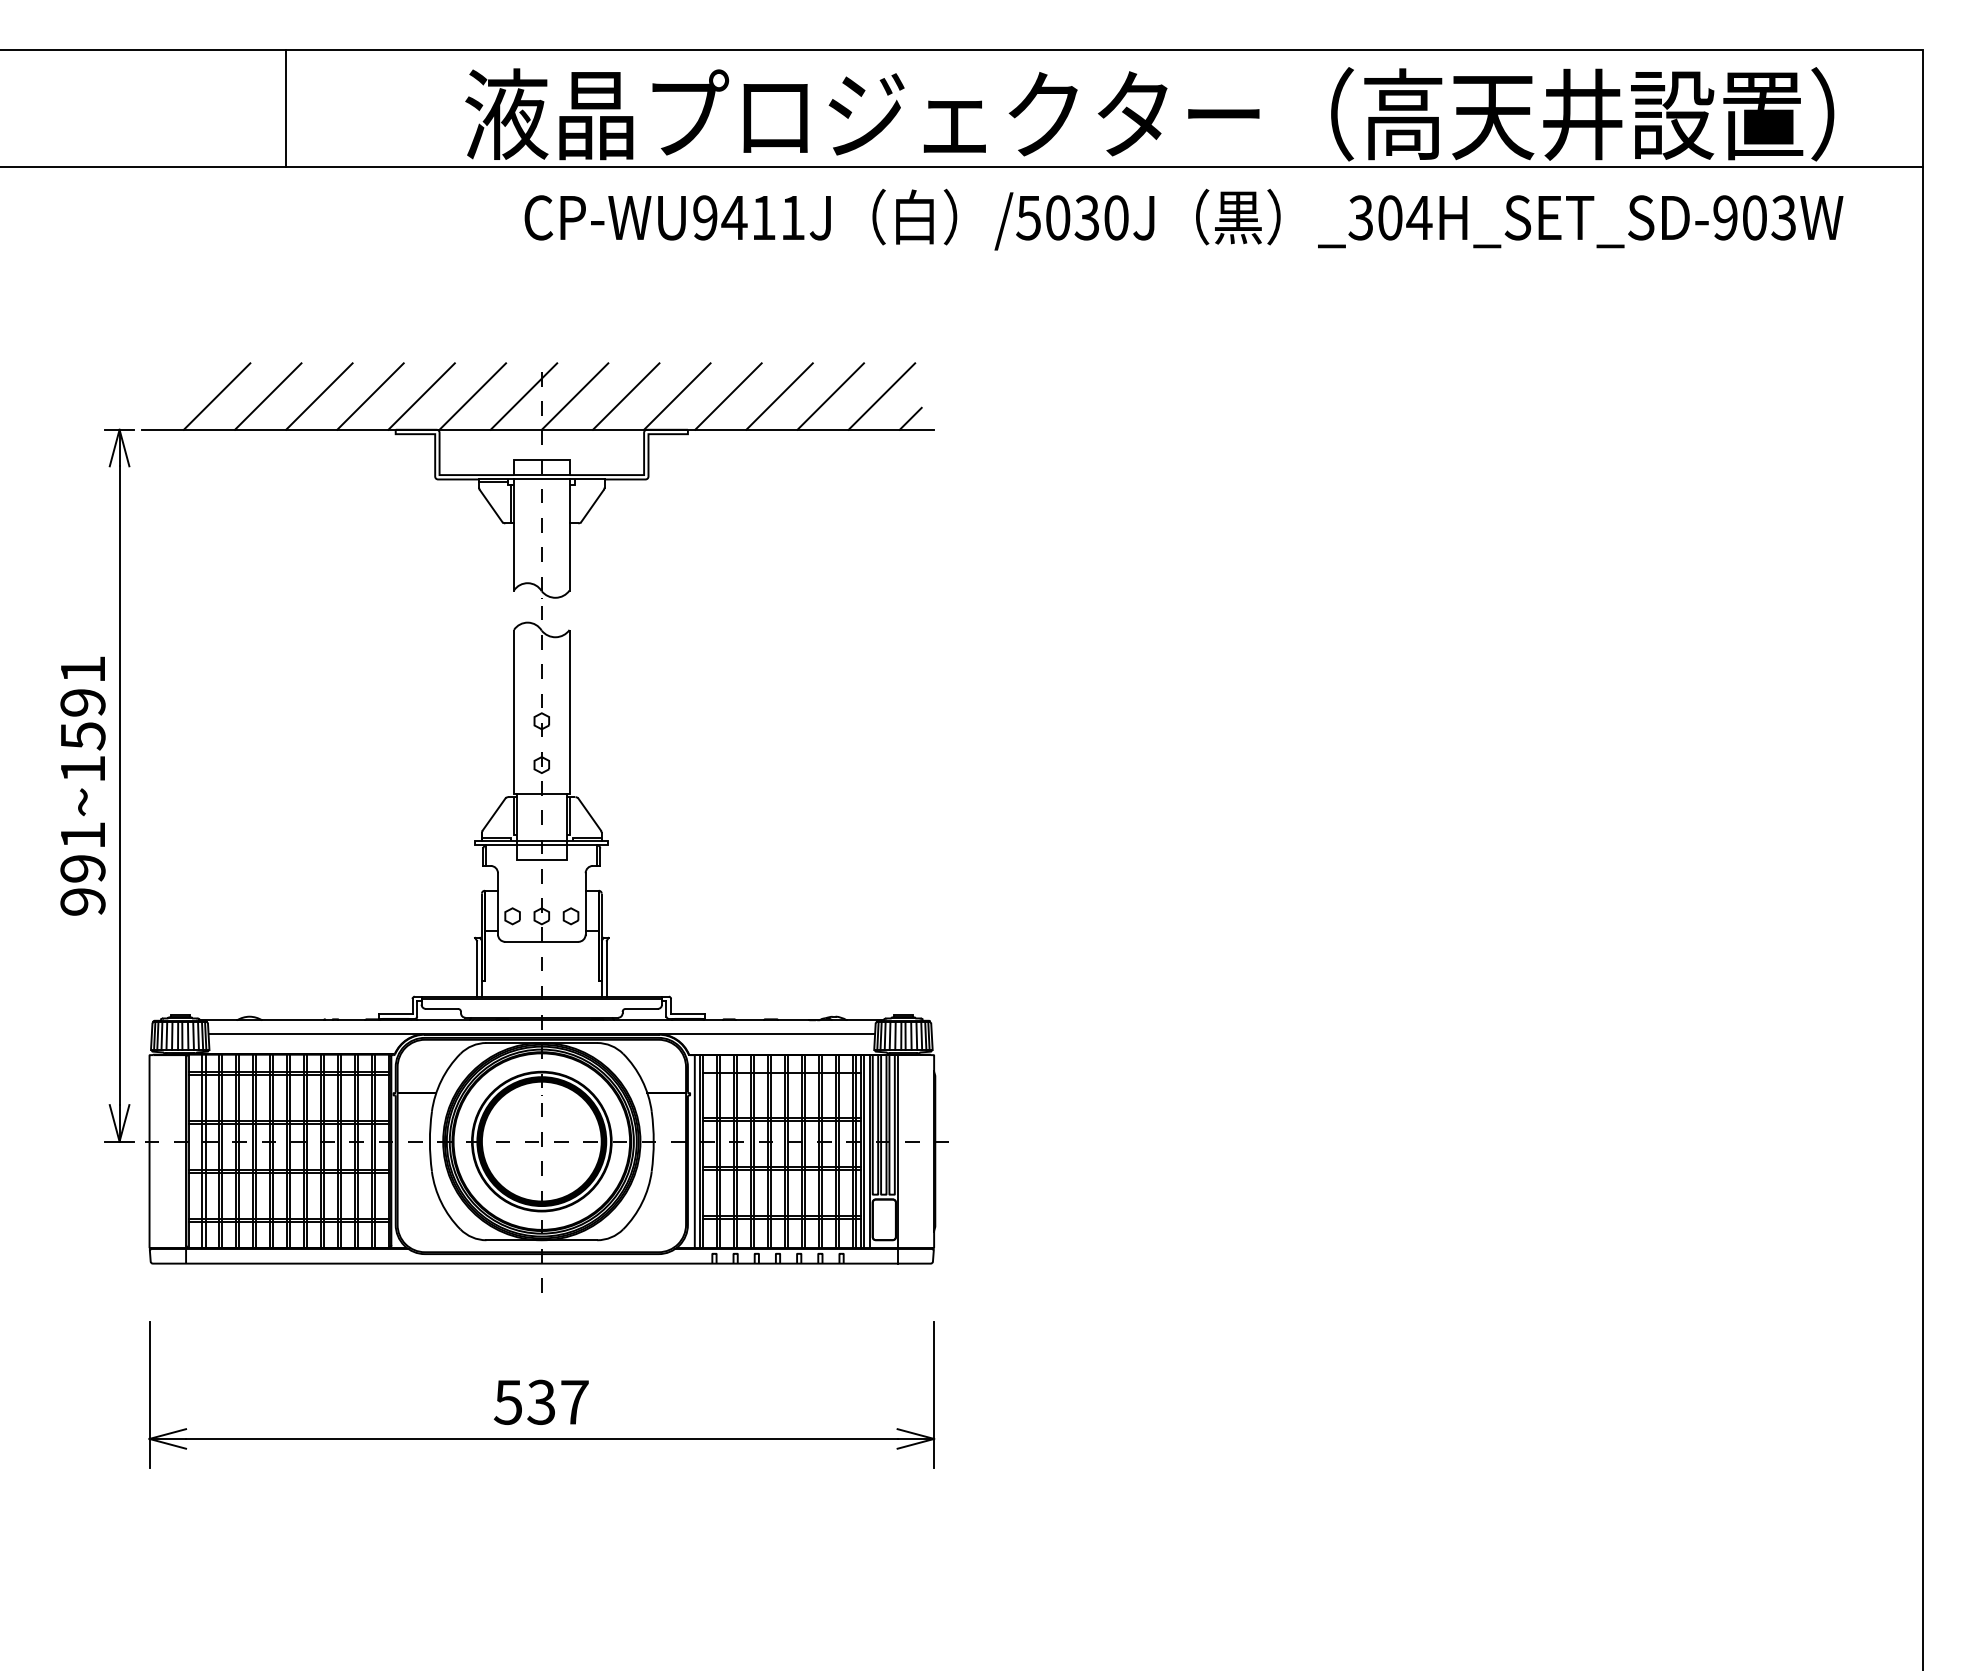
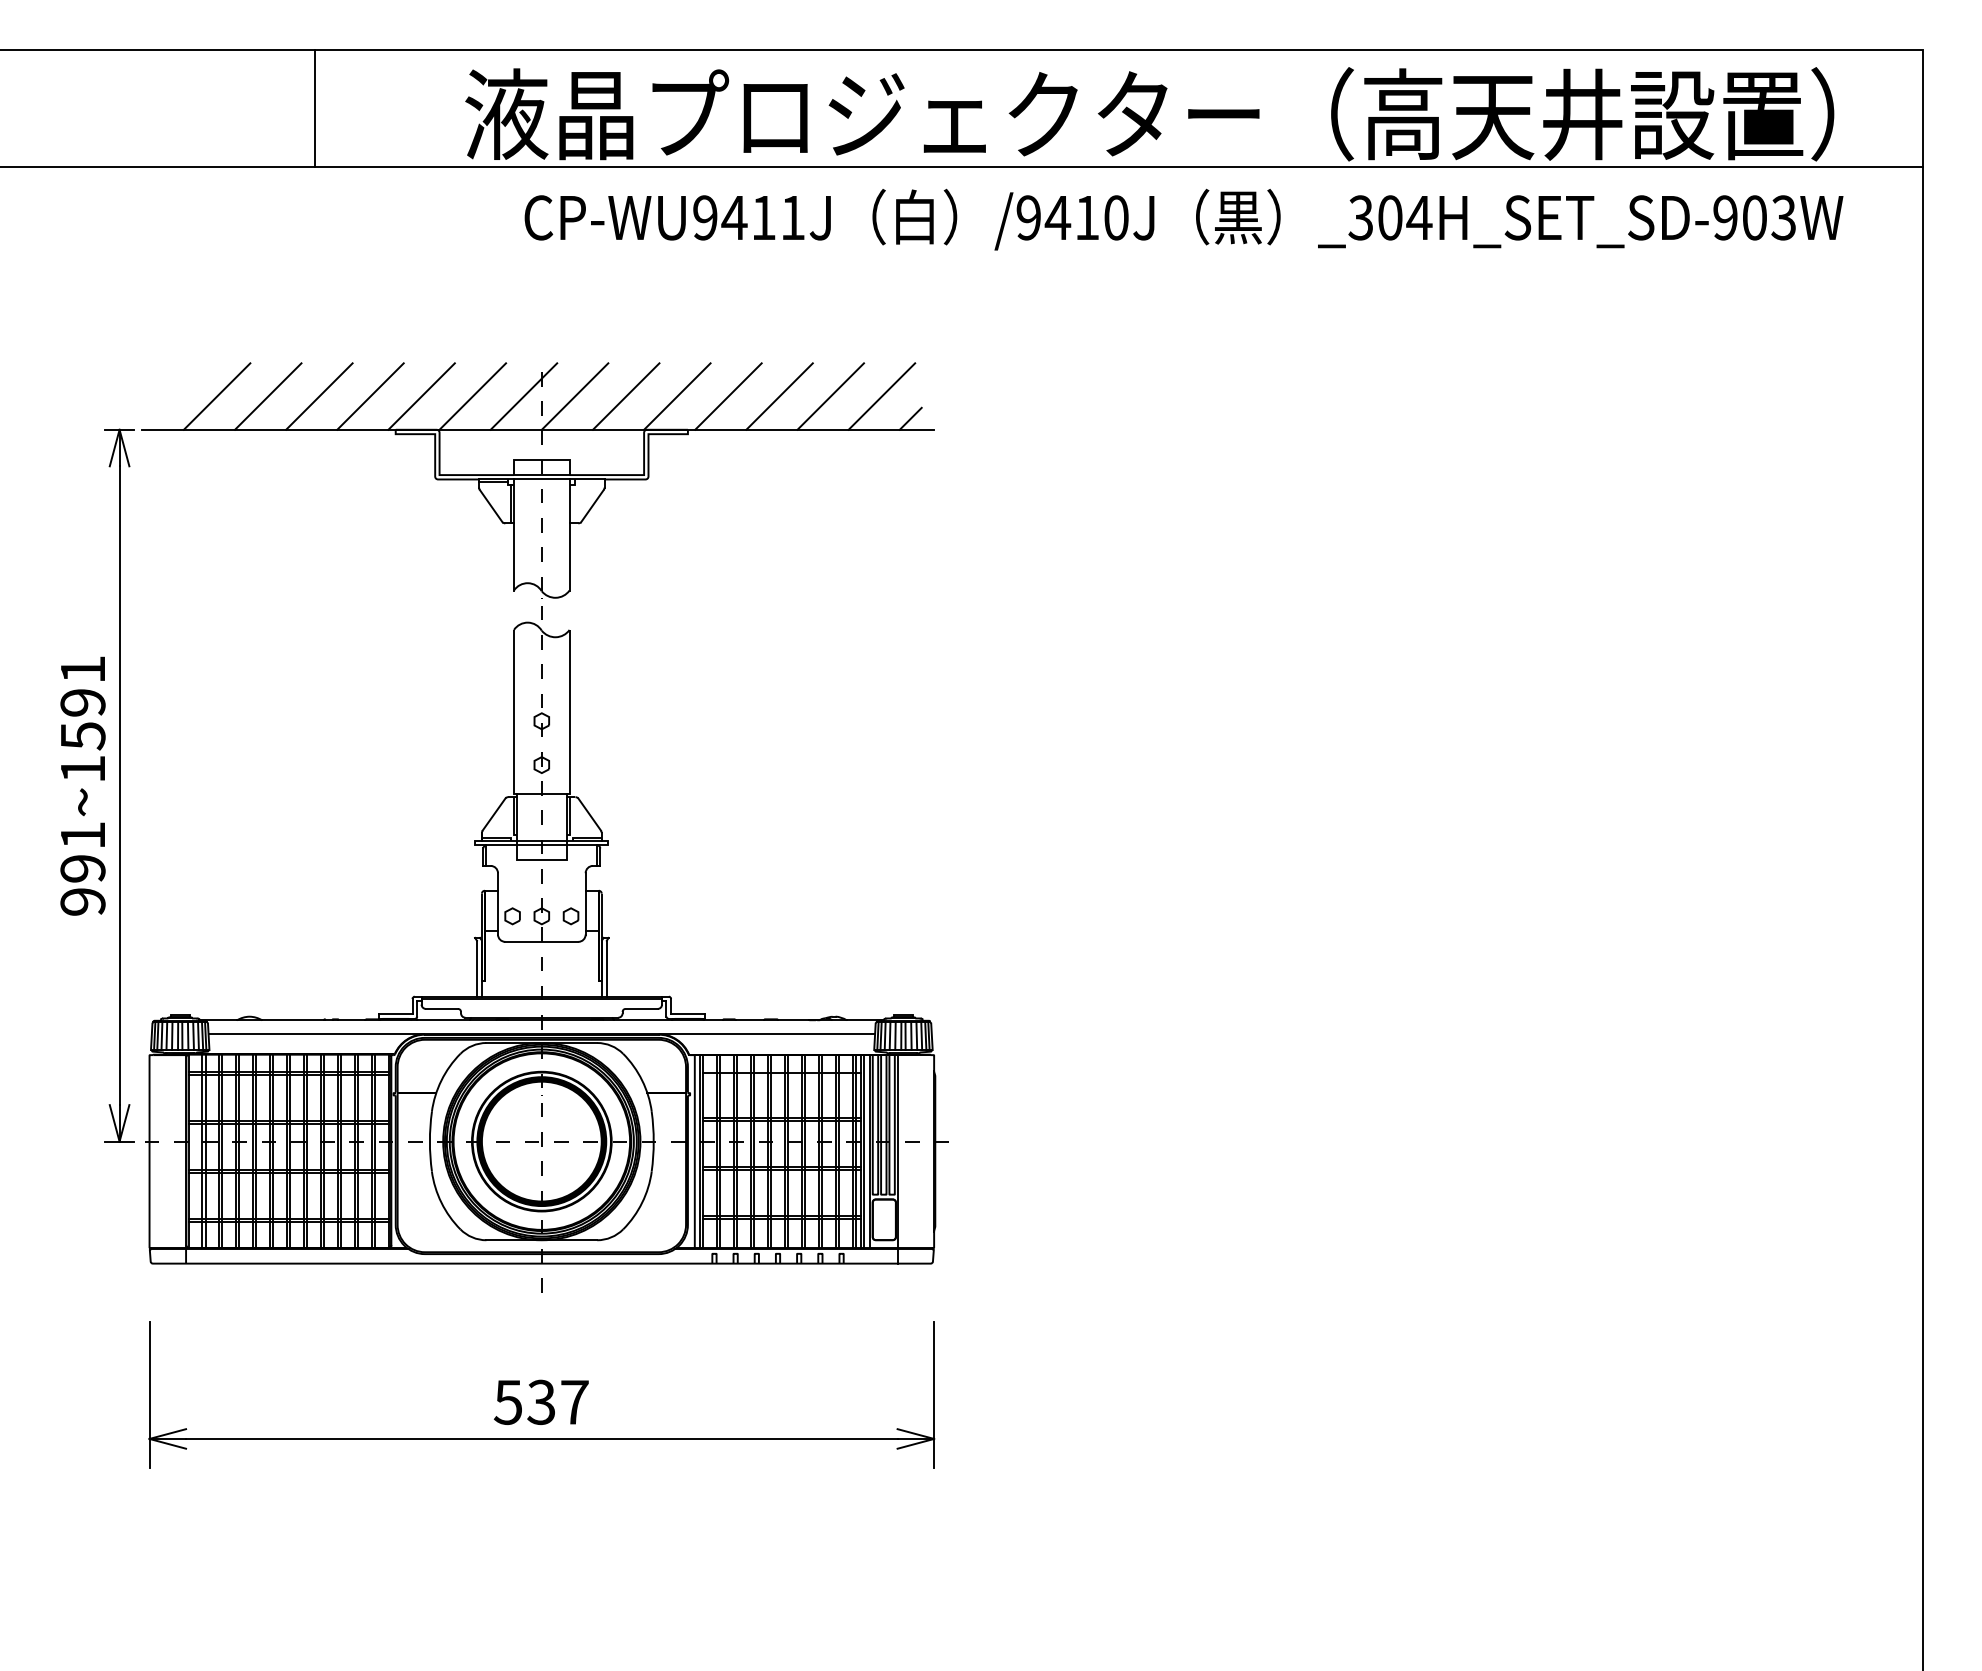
line position: (286, 107) -> (315, 107) (315, 107)
text: /5030J -> /9410J (1057, 217)
